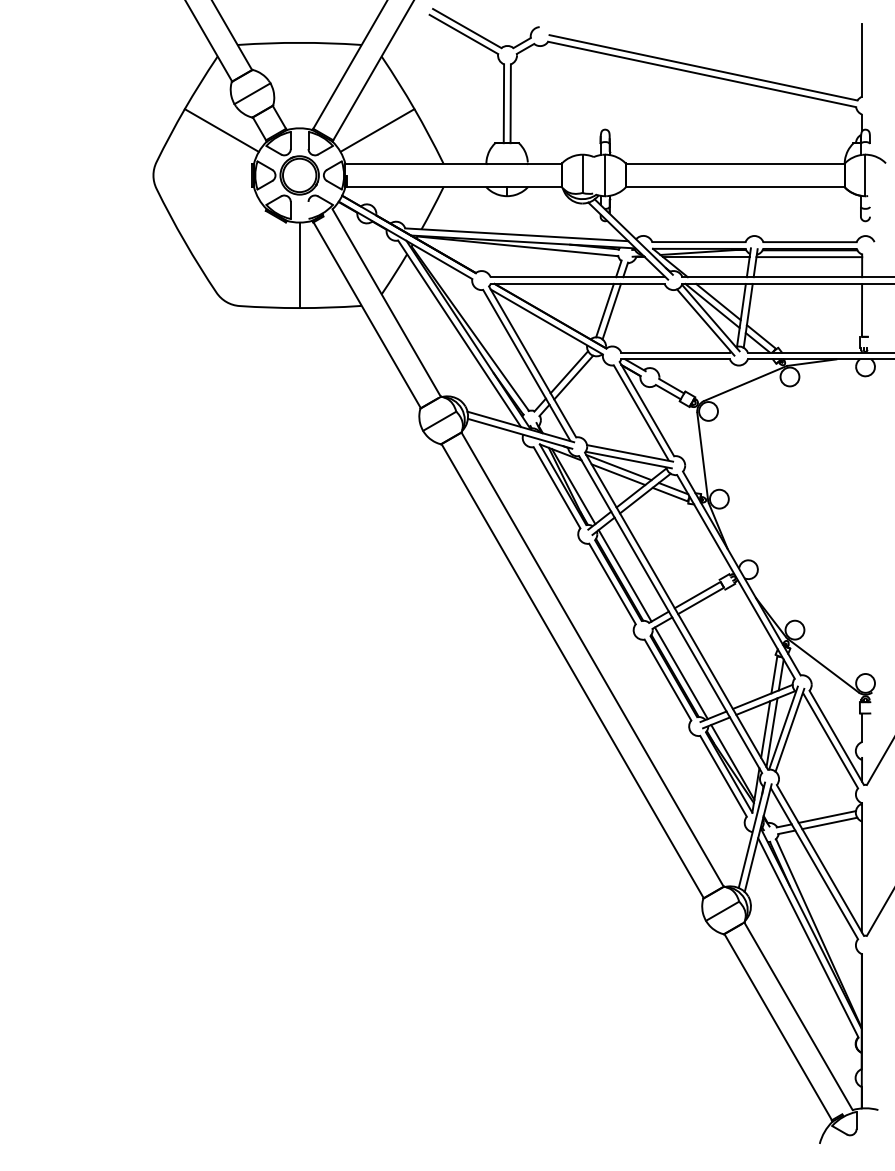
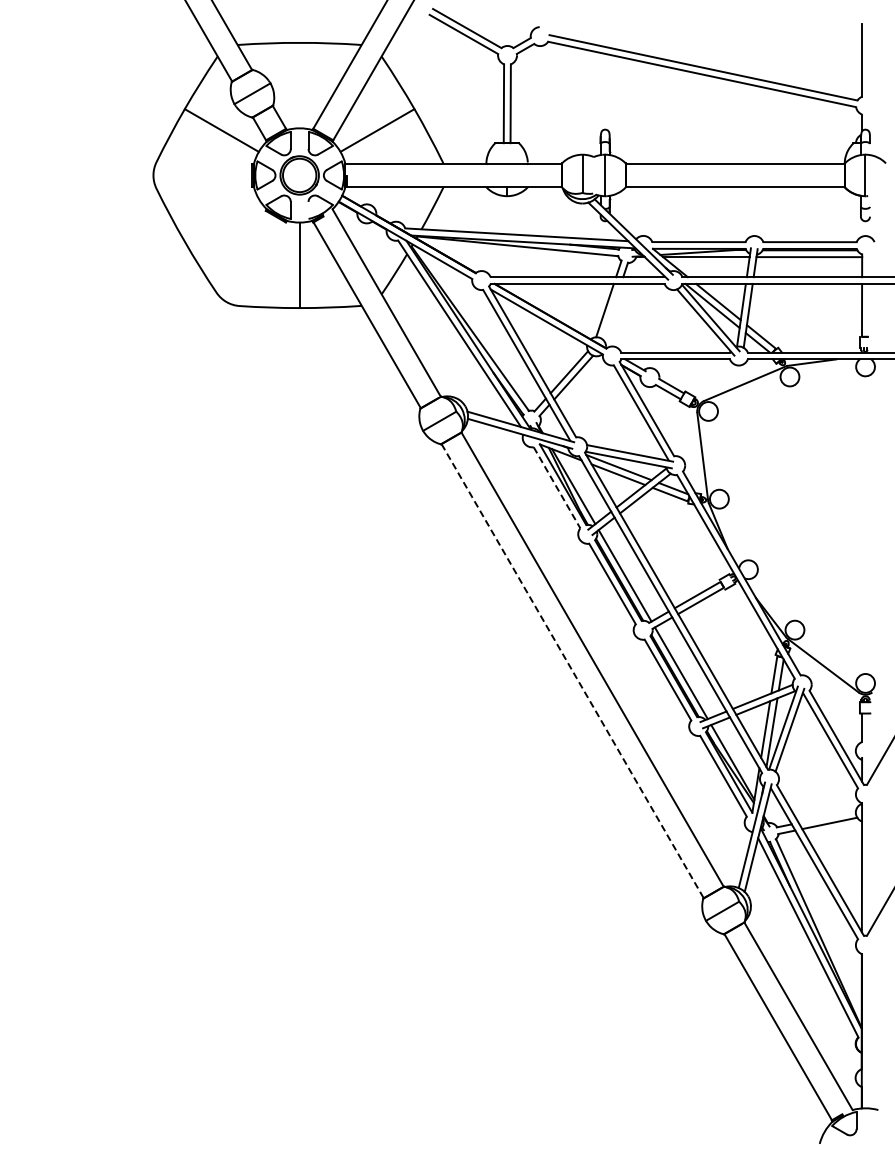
line: present -> none (611, 311)
line: solid -> dashed (557, 487)
line: solid -> dashed (572, 671)
line: present -> none (826, 816)
